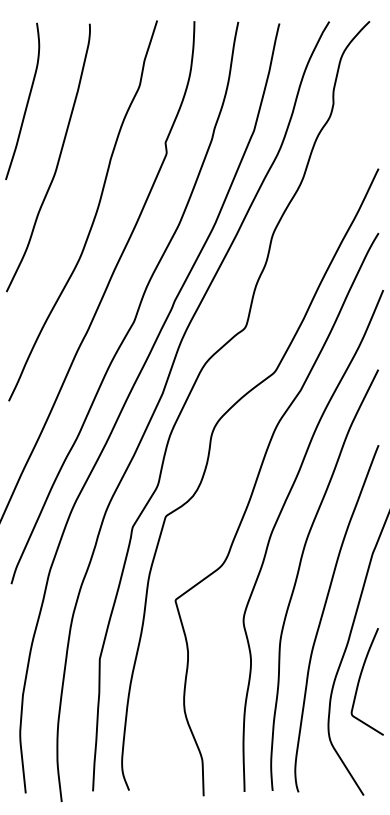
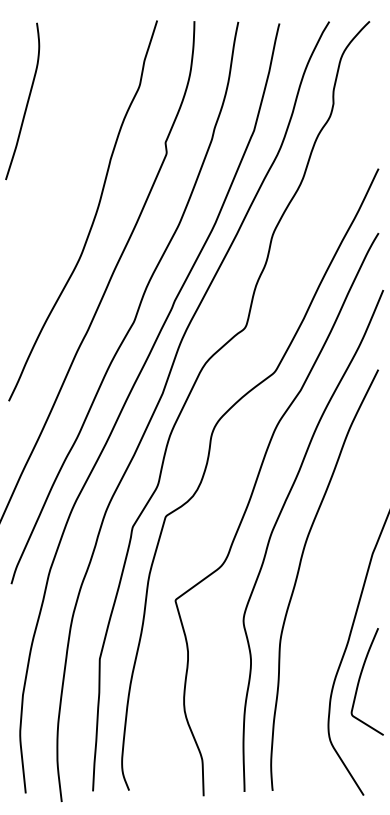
curve: present -> none (57, 160)
curve: present -> none (323, 614)
